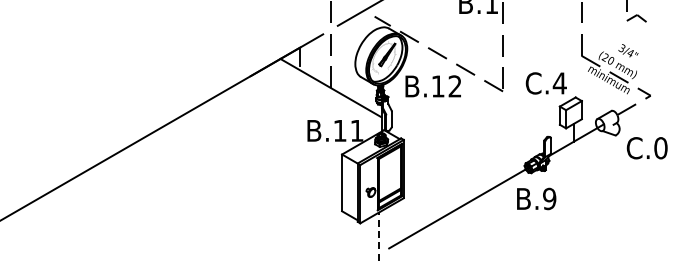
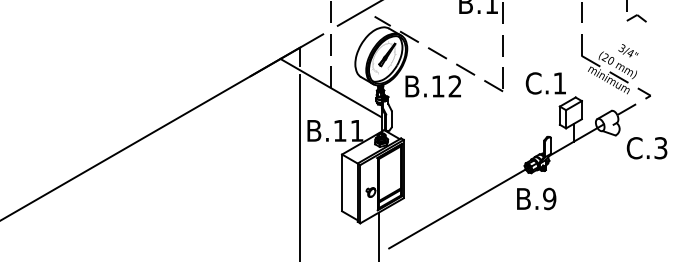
text: C.4 -> C.1 (559, 83)
text: C.0 -> C.3 (660, 148)
line: none -> present (300, 166)
line: dashed -> solid (378, 236)
